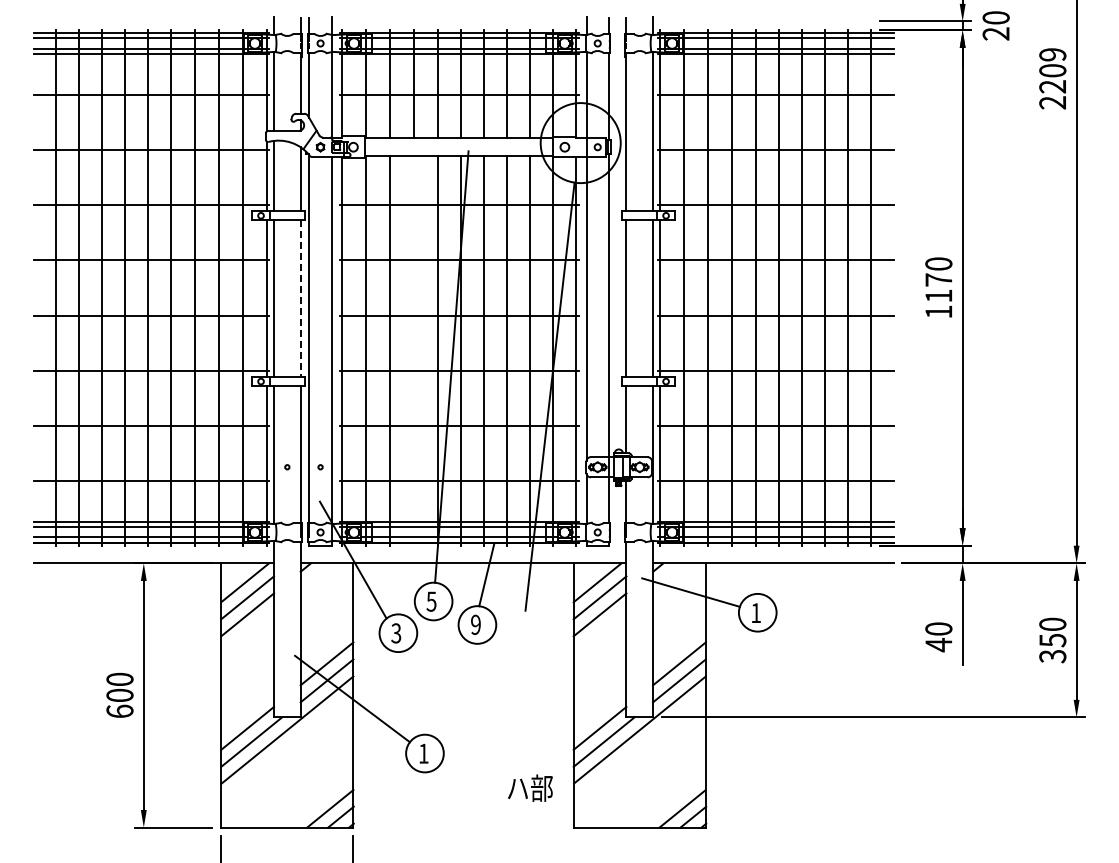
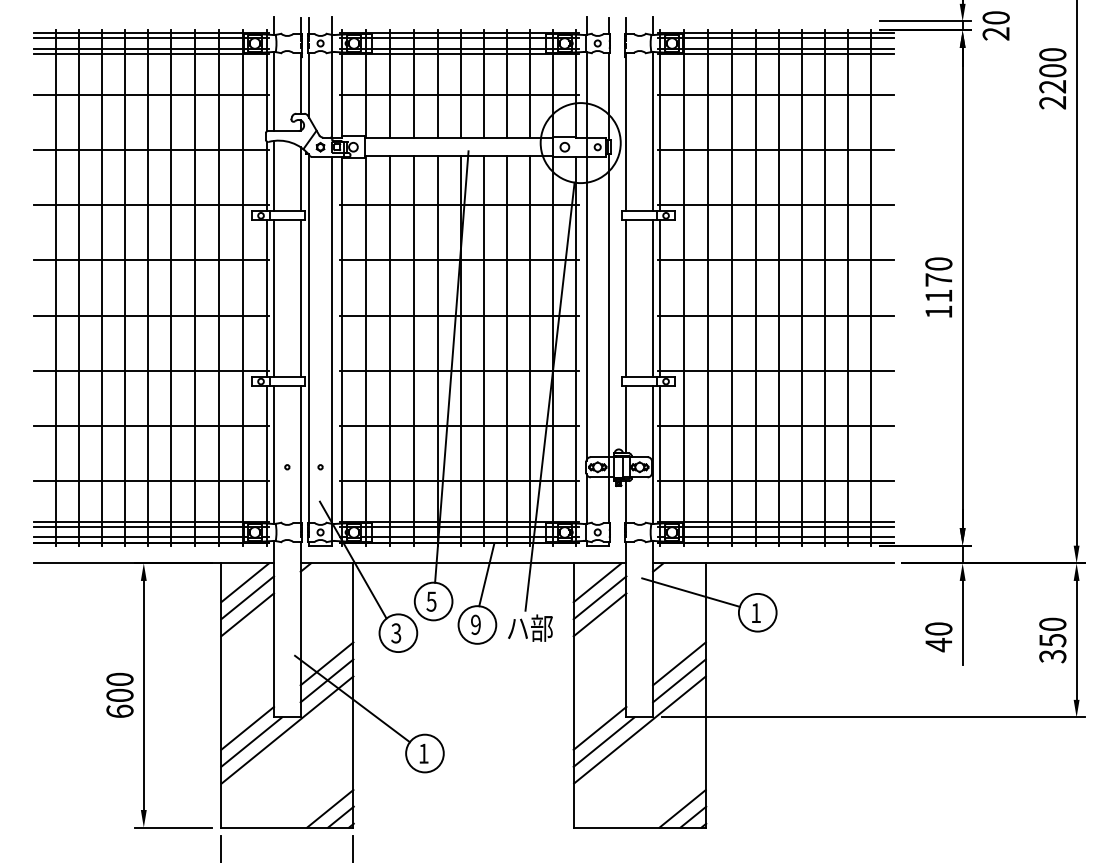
text: 2209 -> 2200 (1052, 54)
line: dashed -> solid (300, 299)
line: none -> present (414, 350)
text position: (530, 787) -> (530, 627) (530, 627)
